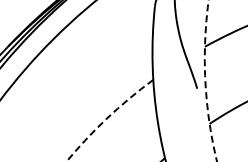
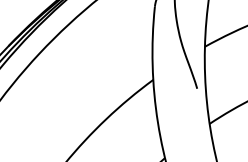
arc: dashed -> solid (205, 82)
arc: dashed -> solid (107, 118)
